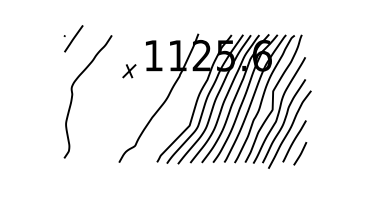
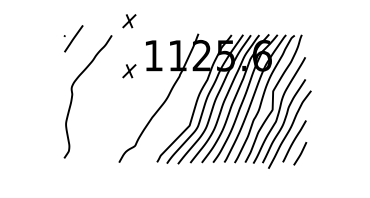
part: none -> present (129, 21)
